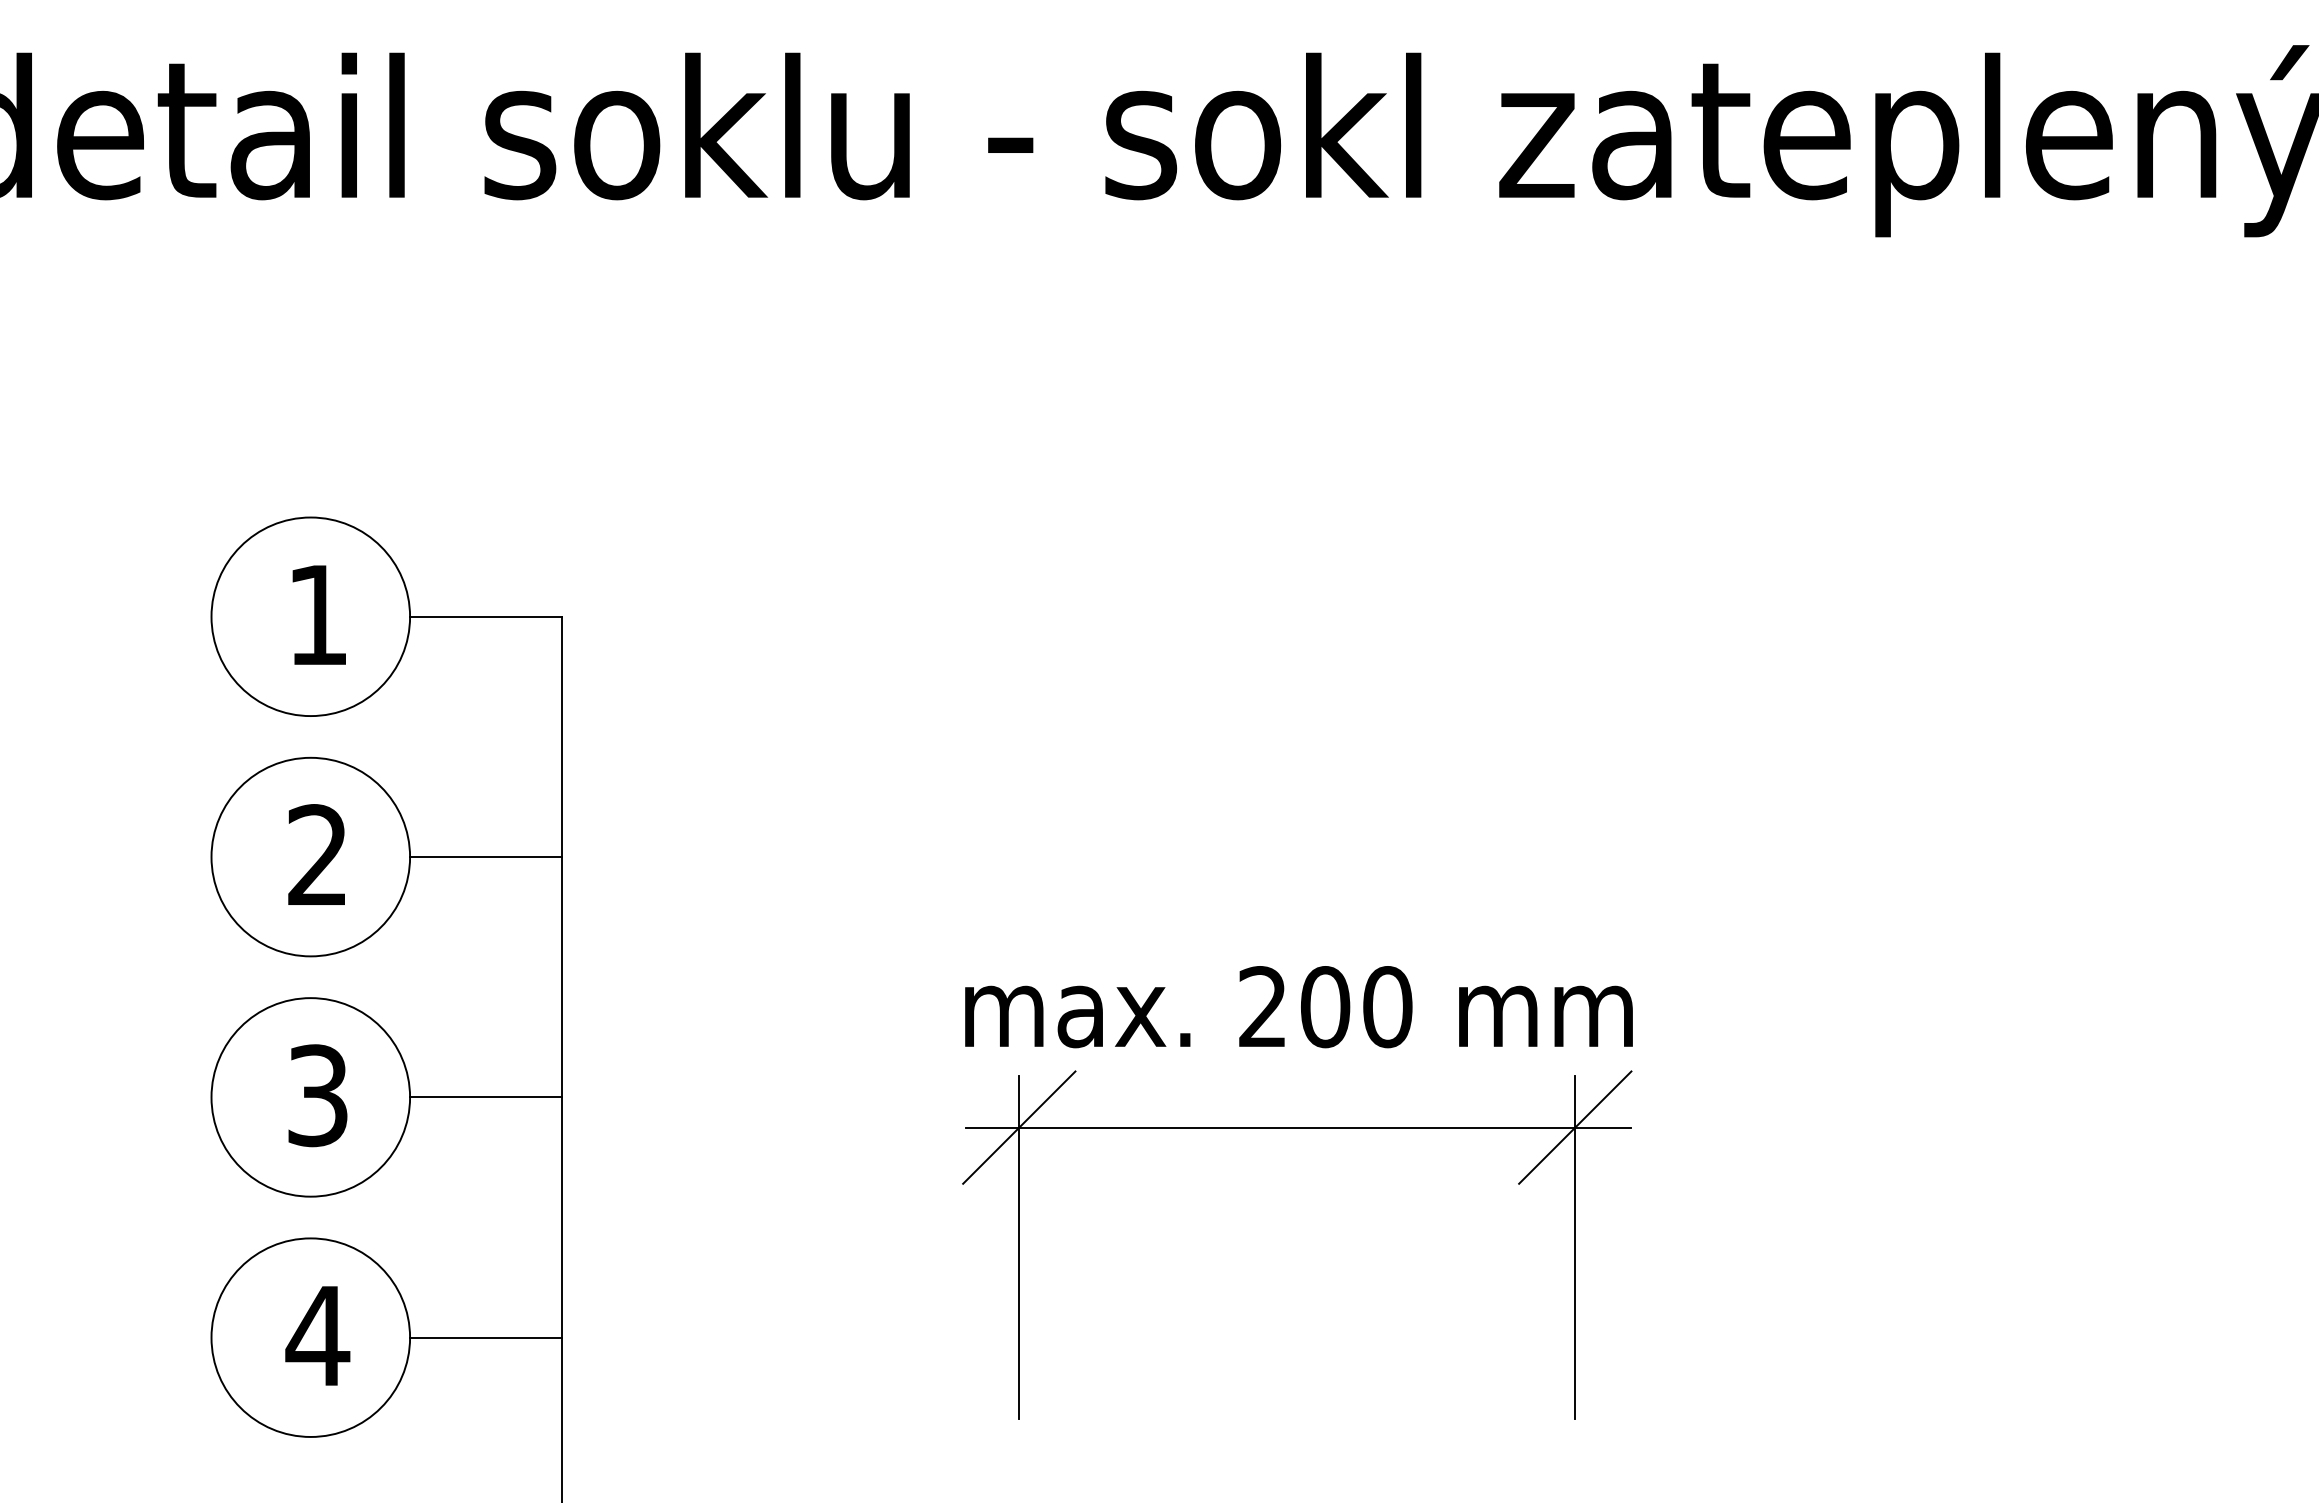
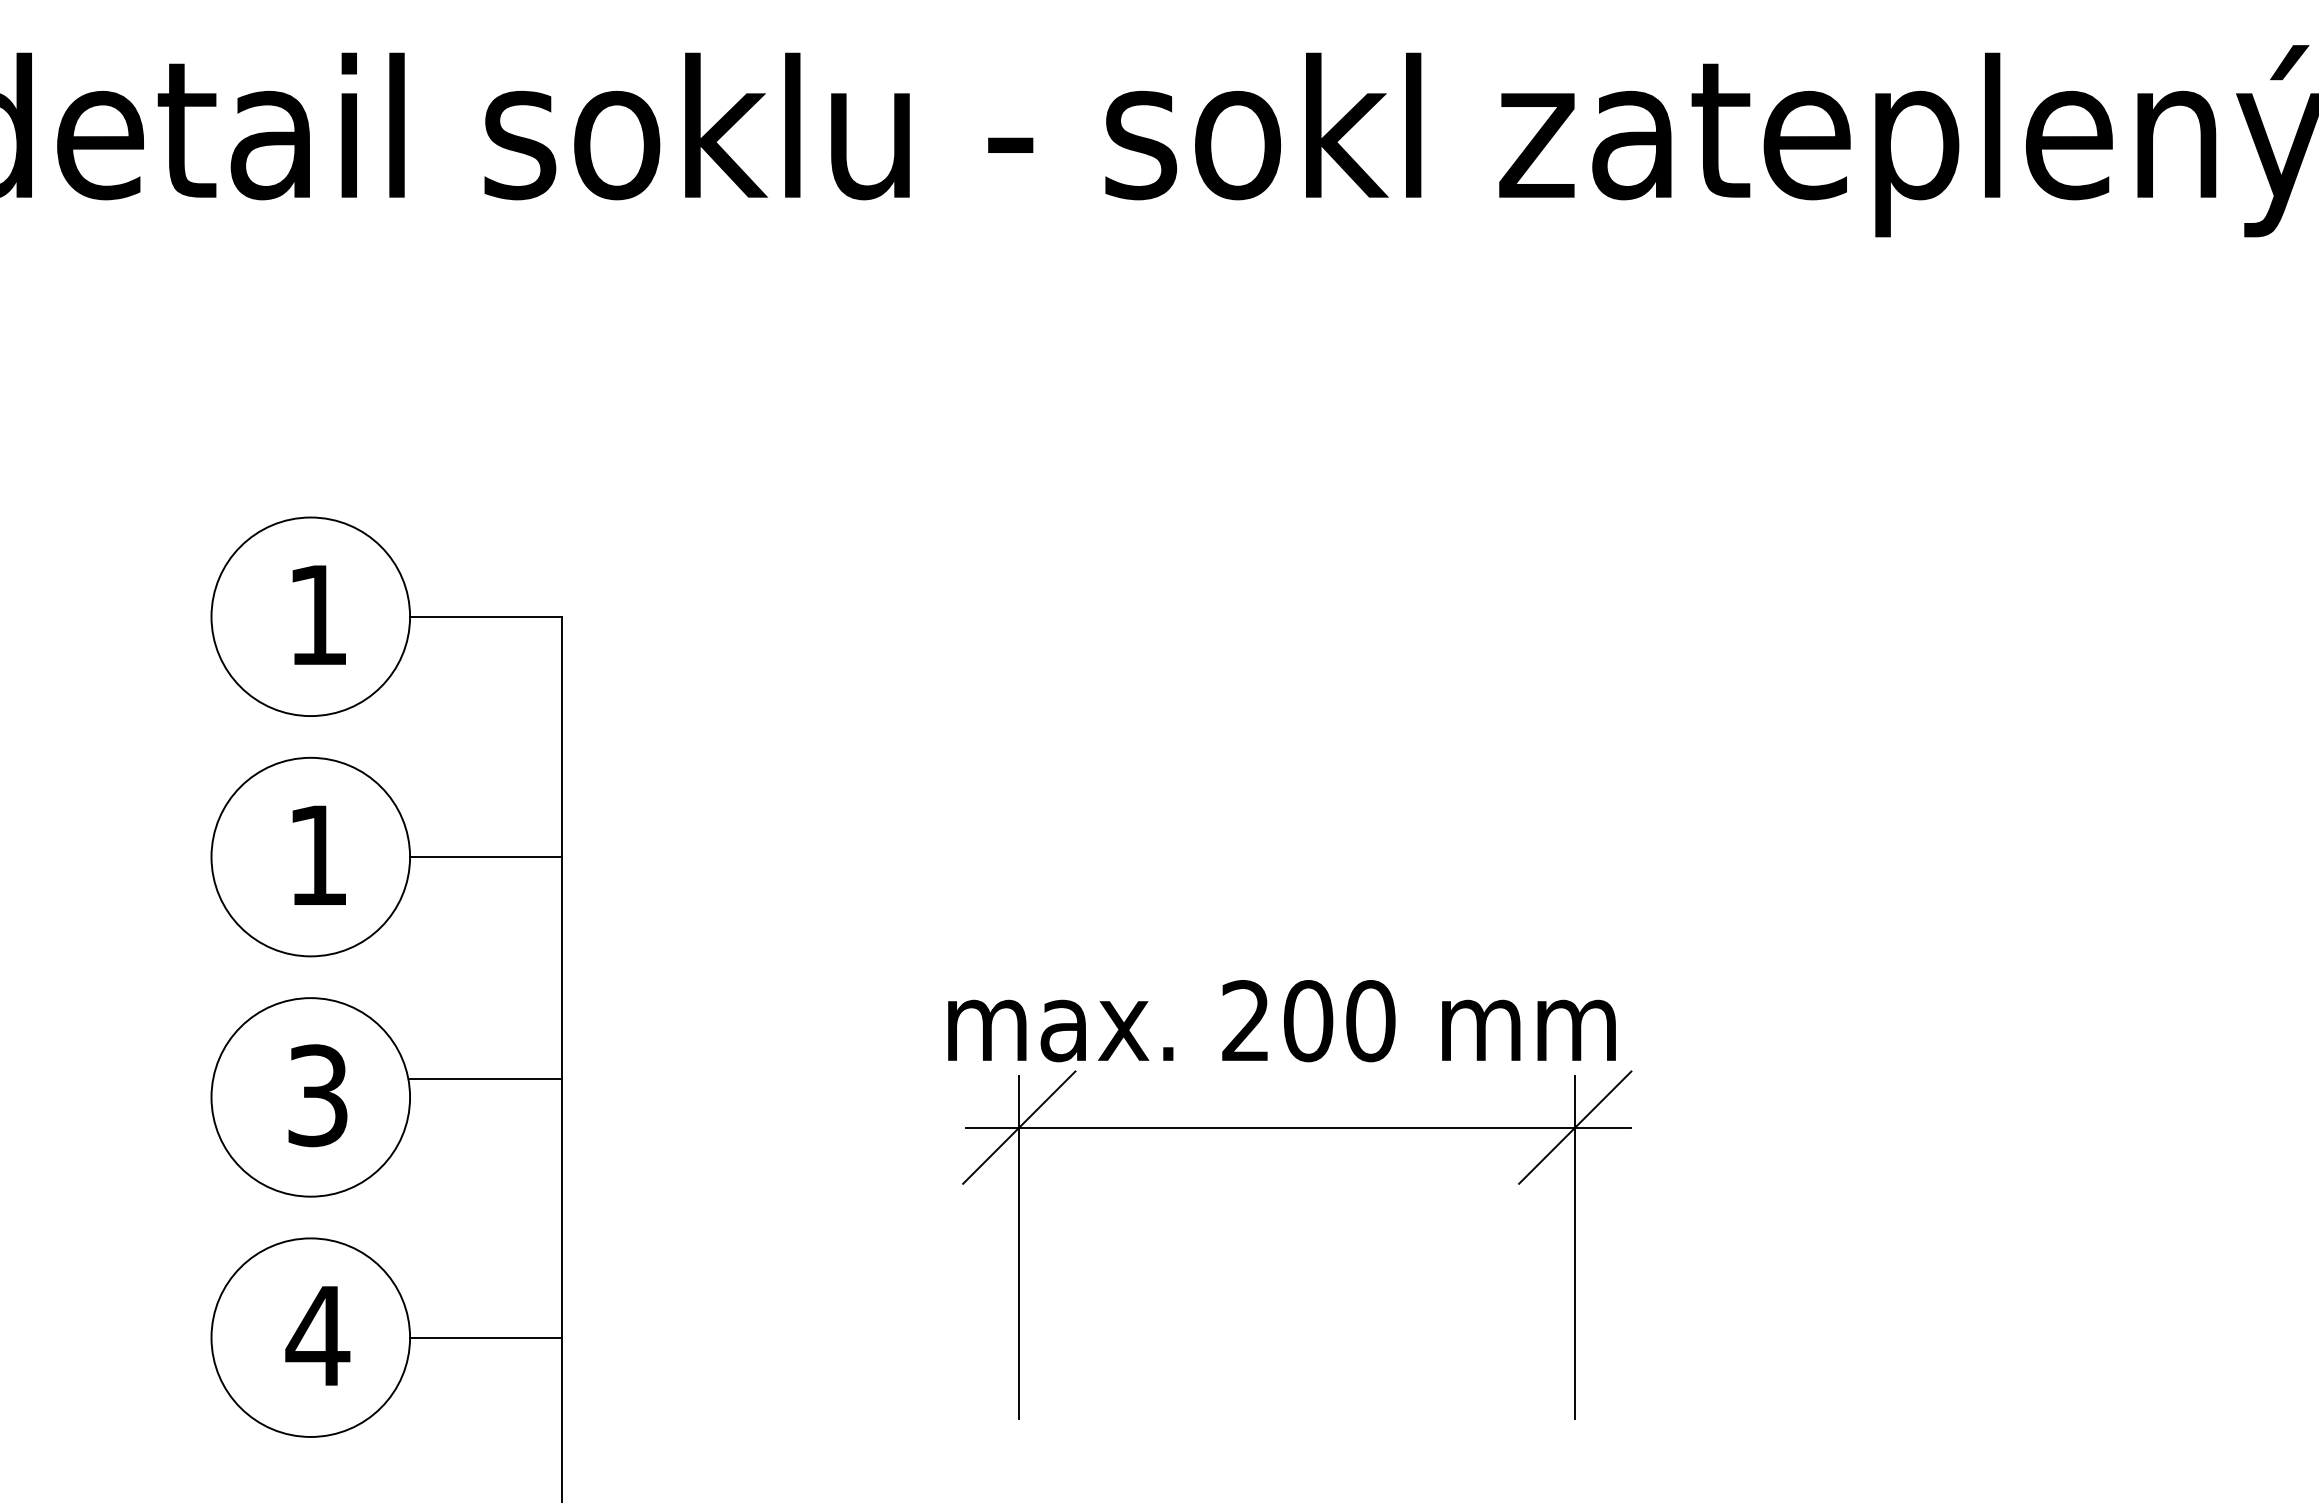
text: 2 -> 1 (316, 854)
text position: (1298, 1007) -> (1281, 1021) (1281, 1021)
line position: (485, 1097) -> (485, 1079) (485, 1079)
